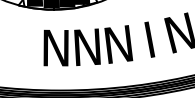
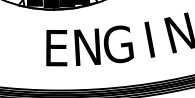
text: N -> G (118, 44)
text: N -> E (55, 47)
